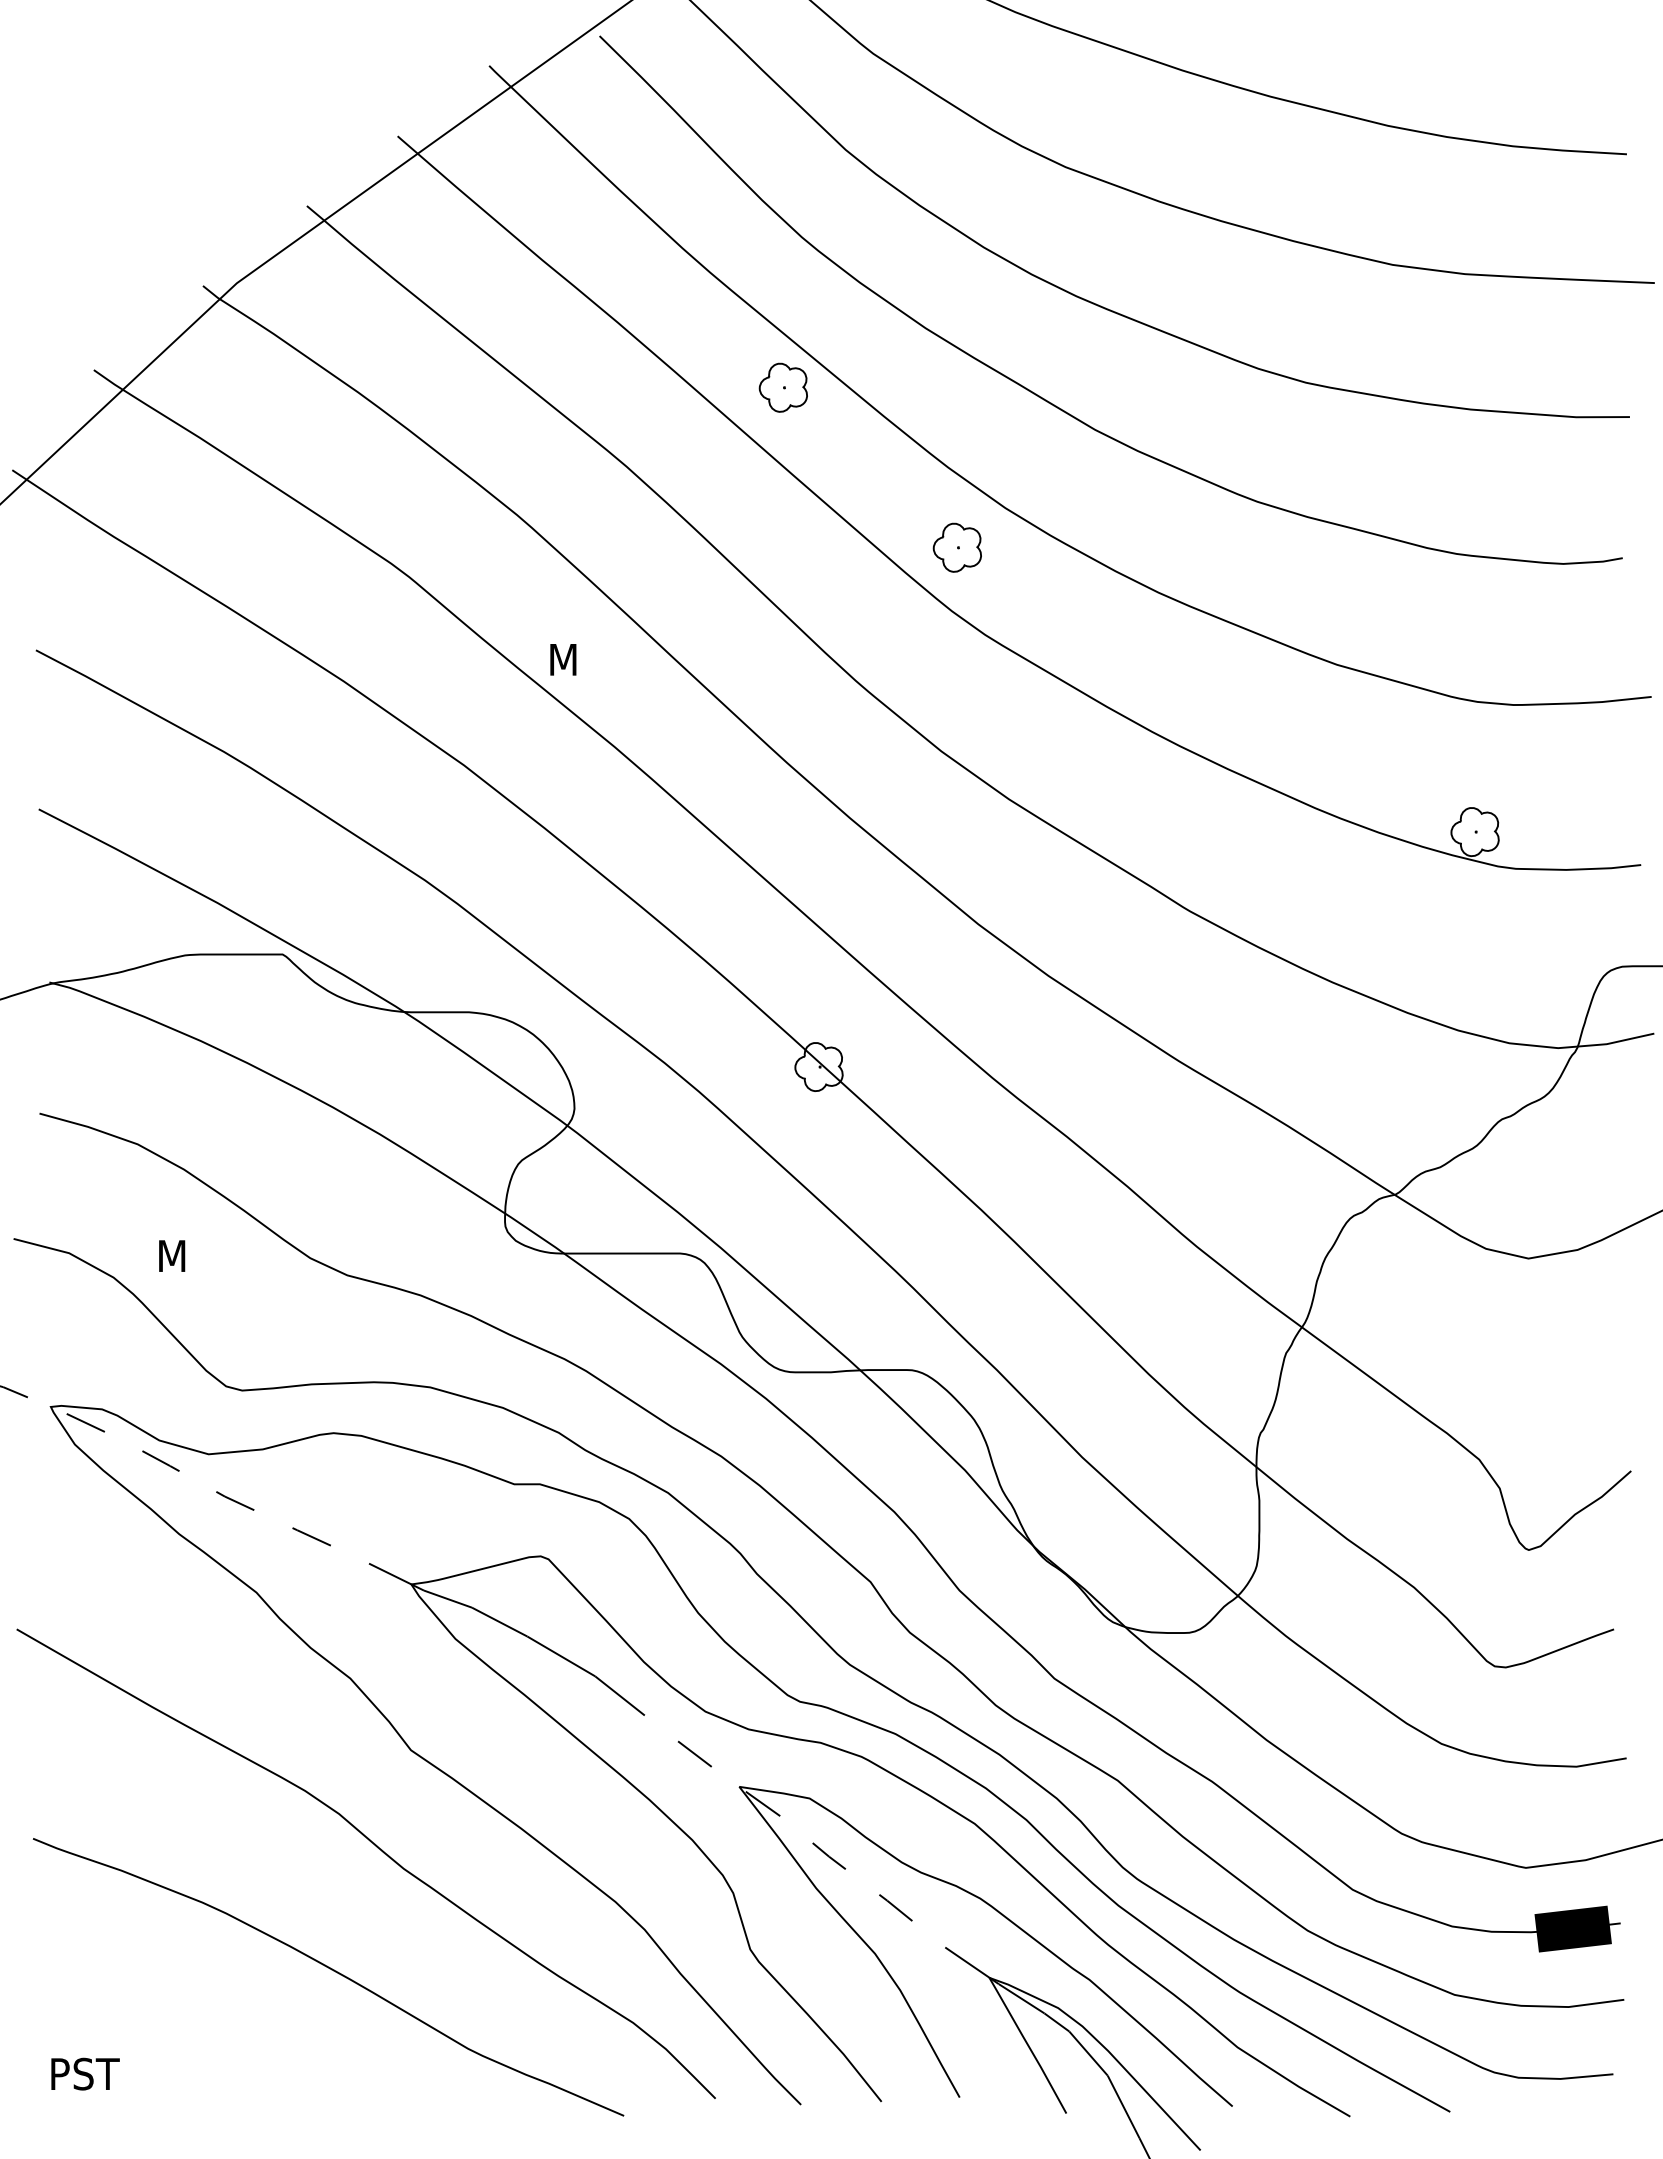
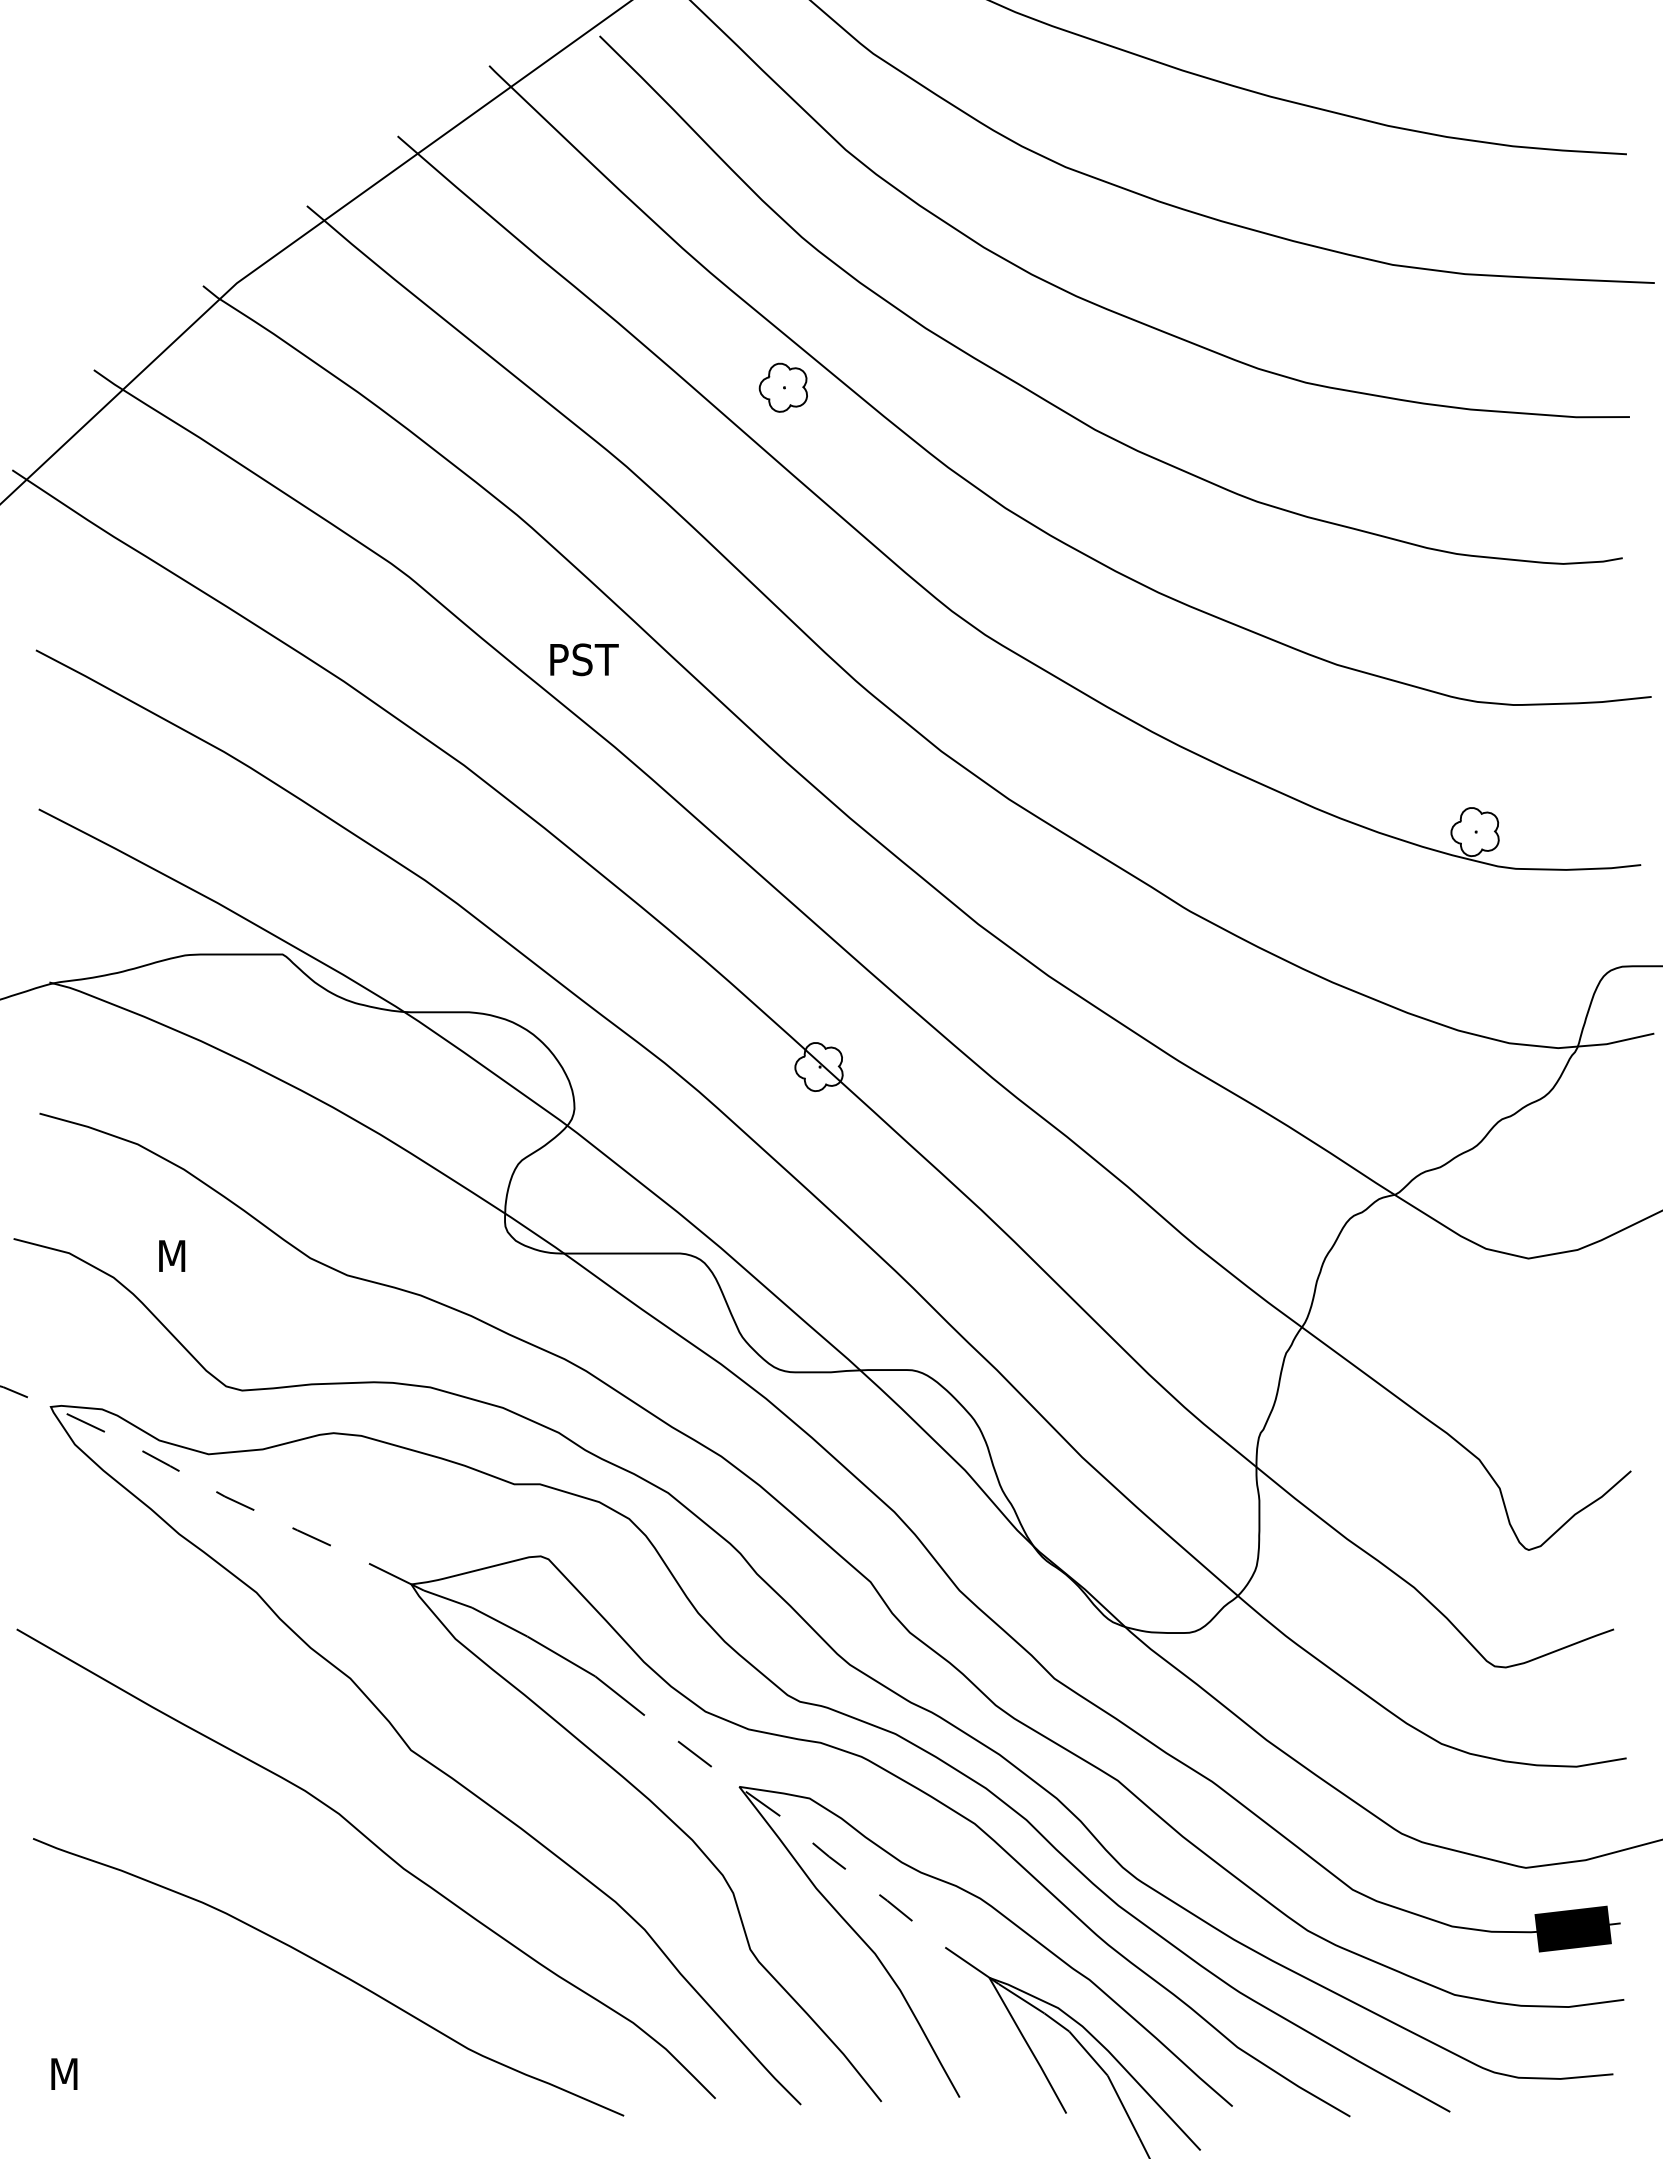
part: present -> none (956, 547)
text: M -> PST (586, 659)
text: PST -> M (87, 2073)
